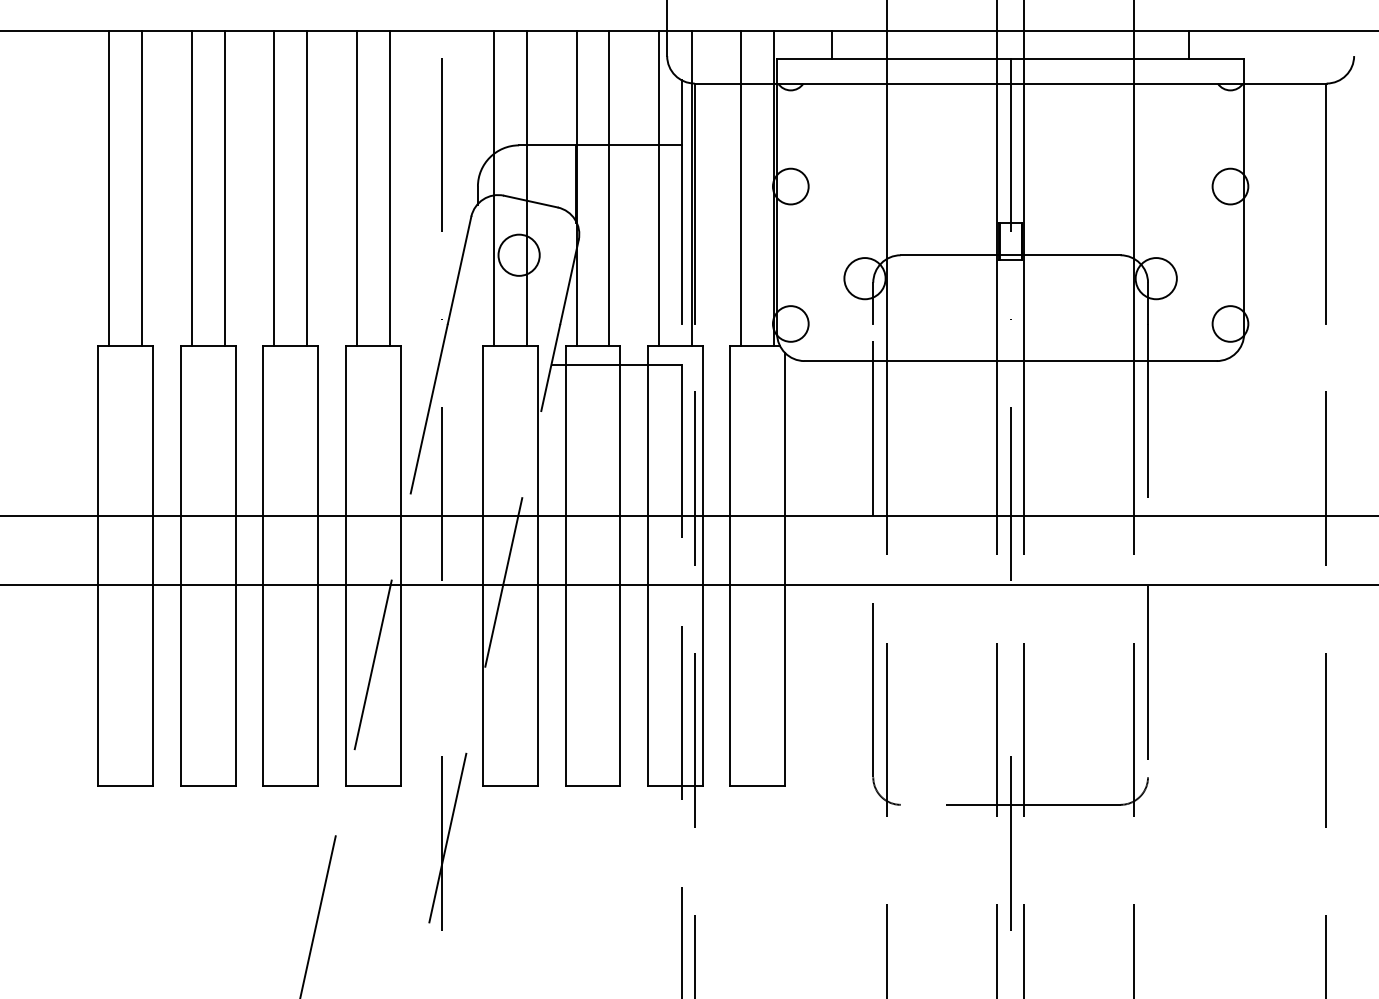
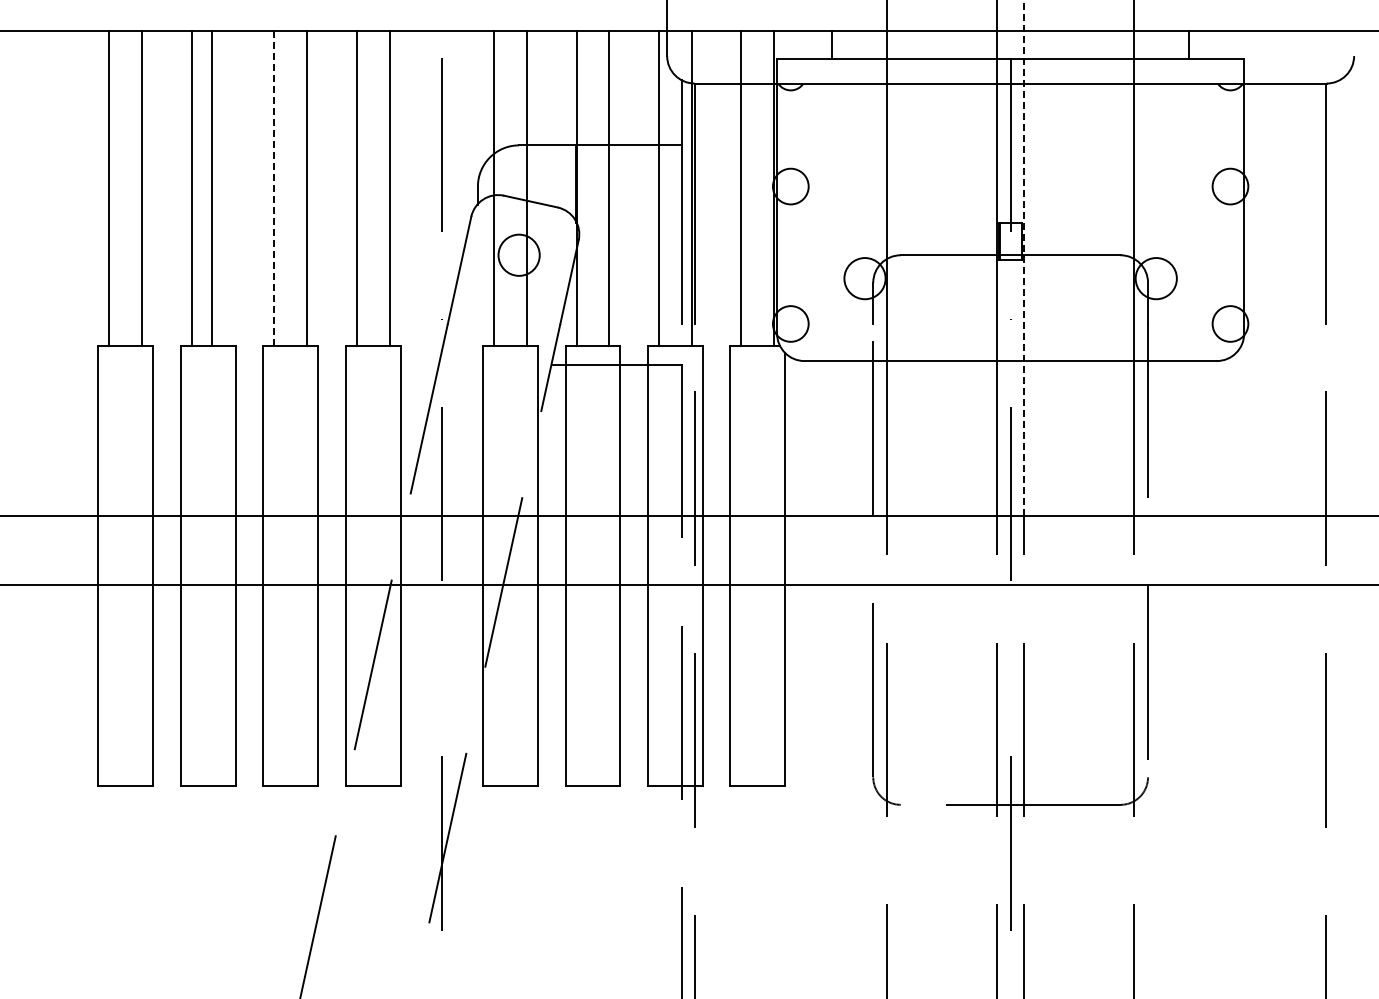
line position: (224, 188) -> (211, 188) (211, 188)
line: solid -> dashed (274, 189)
line: solid -> dashed (1024, 258)
